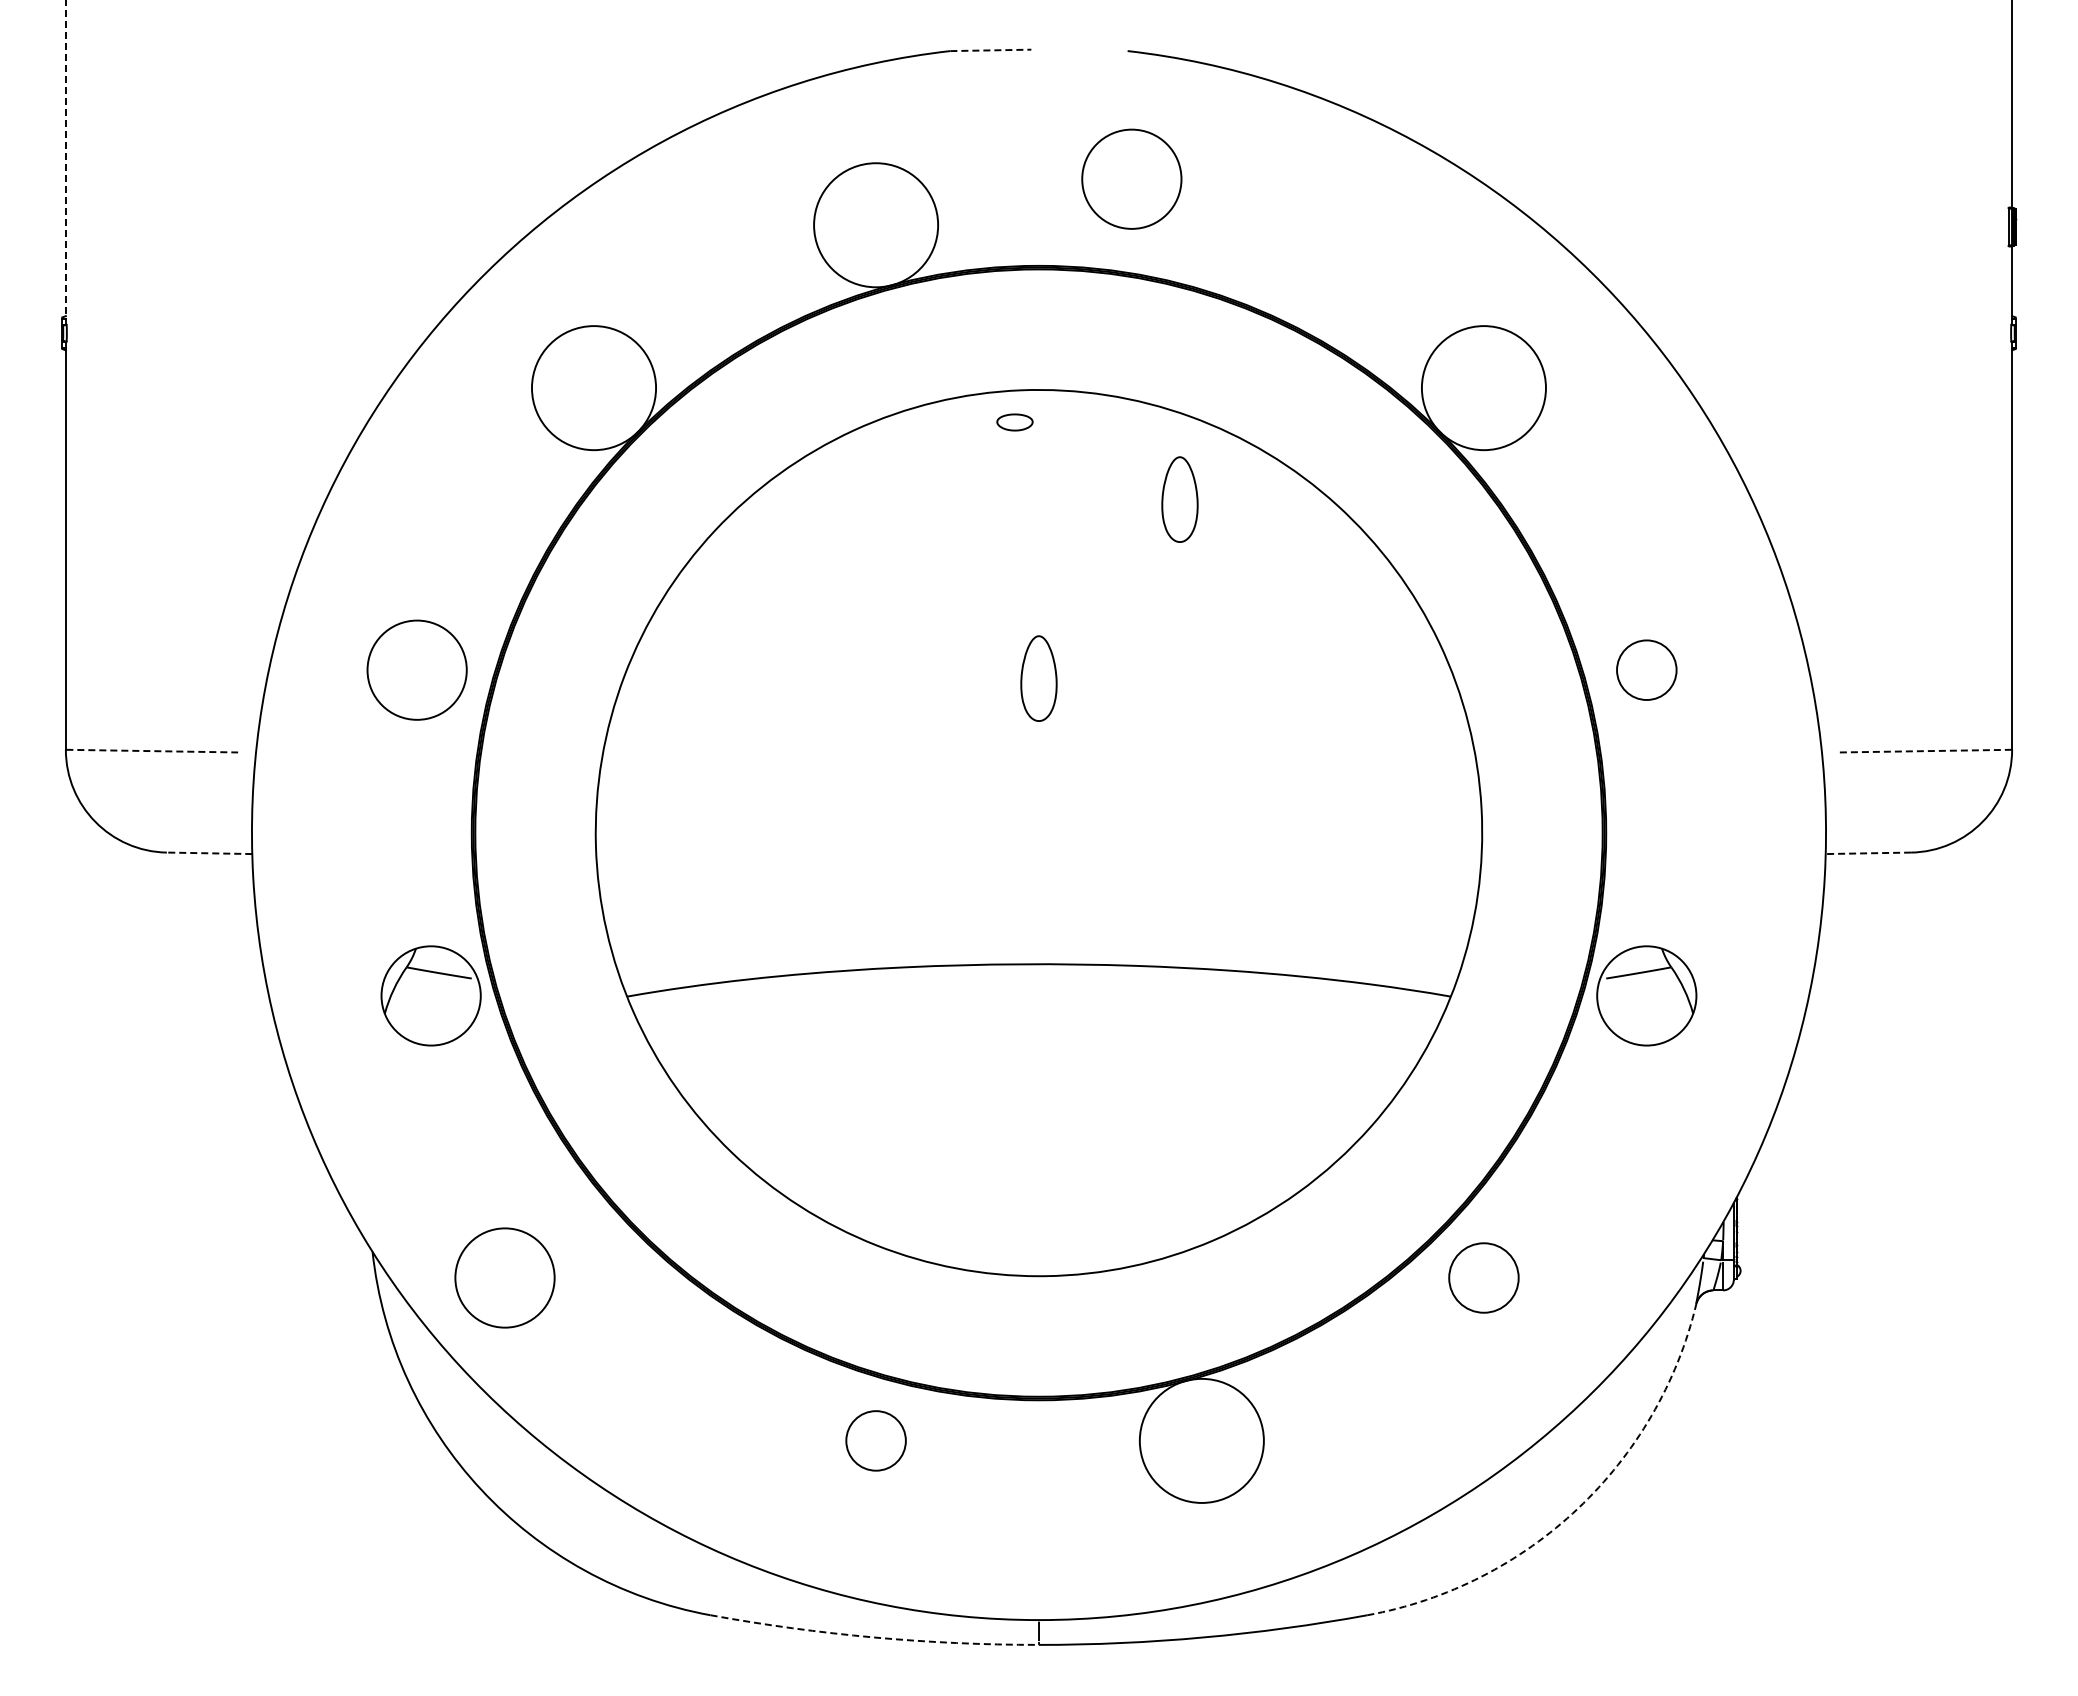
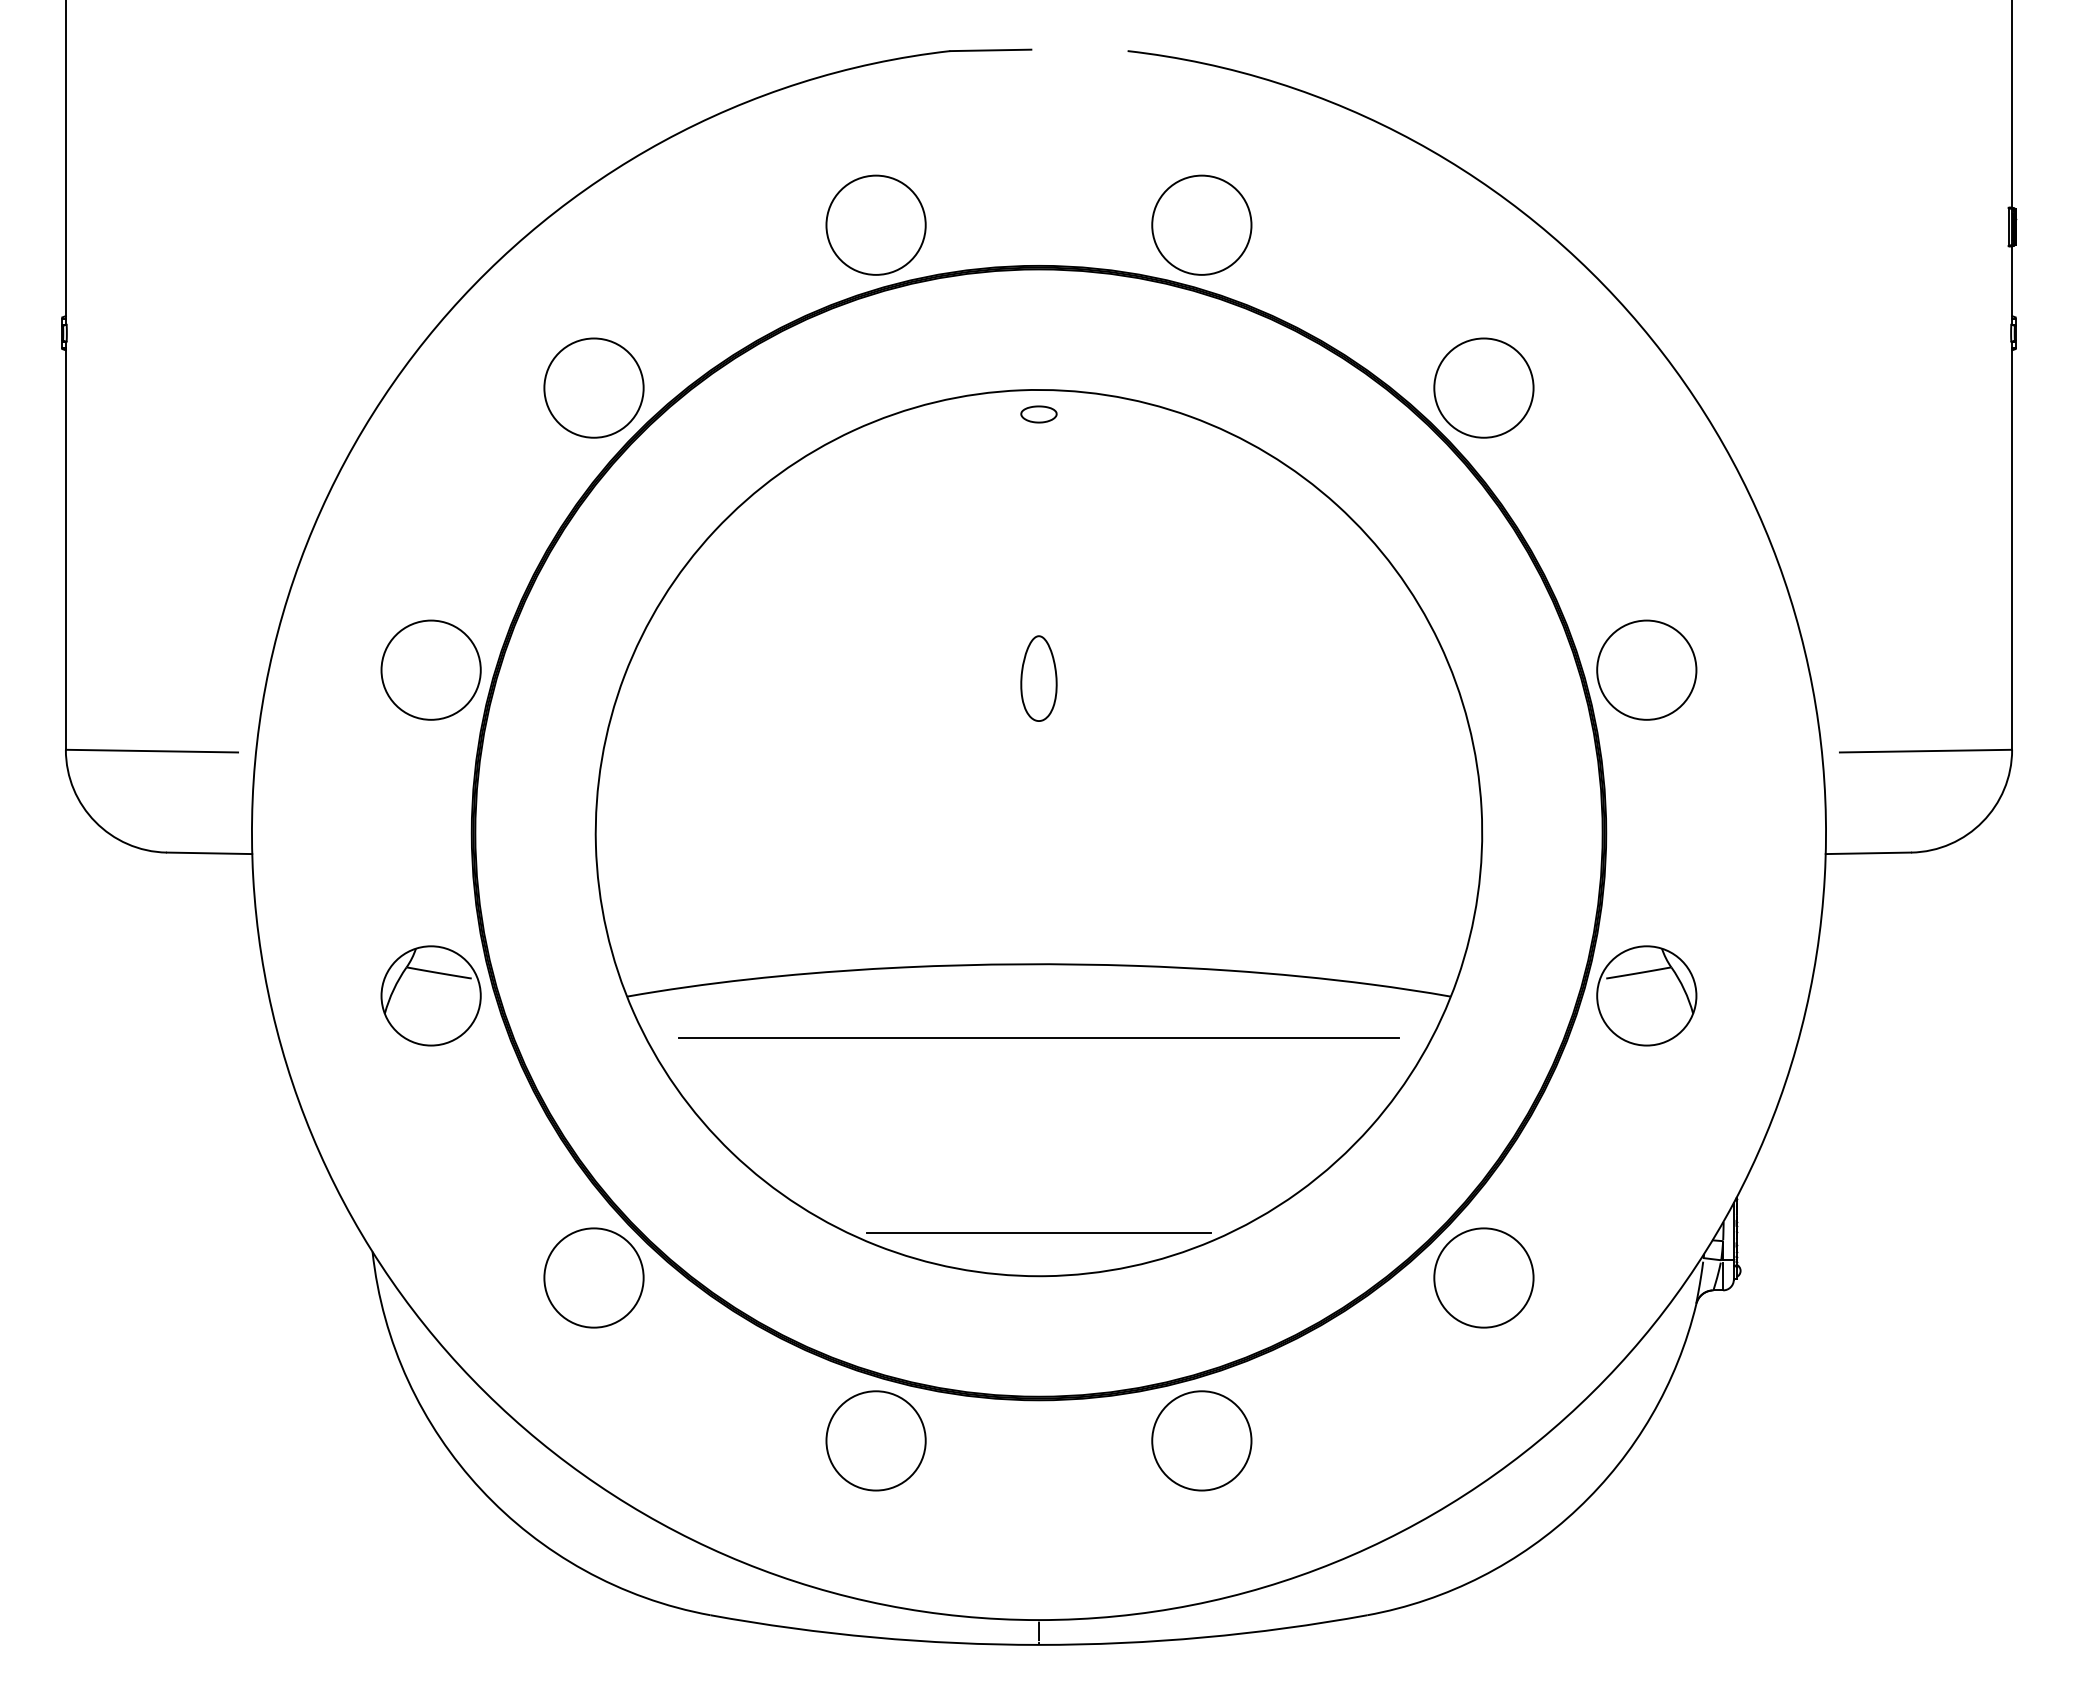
line: dashed -> solid (991, 50)
line: dashed -> solid (65, 161)
circle position: (1131, 178) -> (1201, 224) (1201, 224)
circle diameter: 124 px -> 99 px (875, 224)
circle diameter: 124 px -> 99 px (593, 387)
circle diameter: 124 px -> 99 px (1483, 387)
part position: (1014, 422) -> (1038, 414) (1038, 414)
part: present -> none (1179, 499)
circle position: (416, 669) -> (430, 669) (430, 669)
circle diameter: 60 px -> 99 px (1646, 669)
line: dashed -> solid (152, 751)
line: dashed -> solid (1925, 751)
line: dashed -> solid (209, 853)
line: dashed -> solid (1868, 853)
line: none -> present (1038, 1037)
line: none -> present (1038, 1233)
circle position: (504, 1277) -> (593, 1277) (593, 1277)
circle diameter: 69 px -> 99 px (1483, 1277)
circle diameter: 60 px -> 99 px (875, 1440)
circle diameter: 124 px -> 99 px (1201, 1440)
arc: dashed -> solid (1578, 1508)
arc: dashed -> solid (874, 1637)
